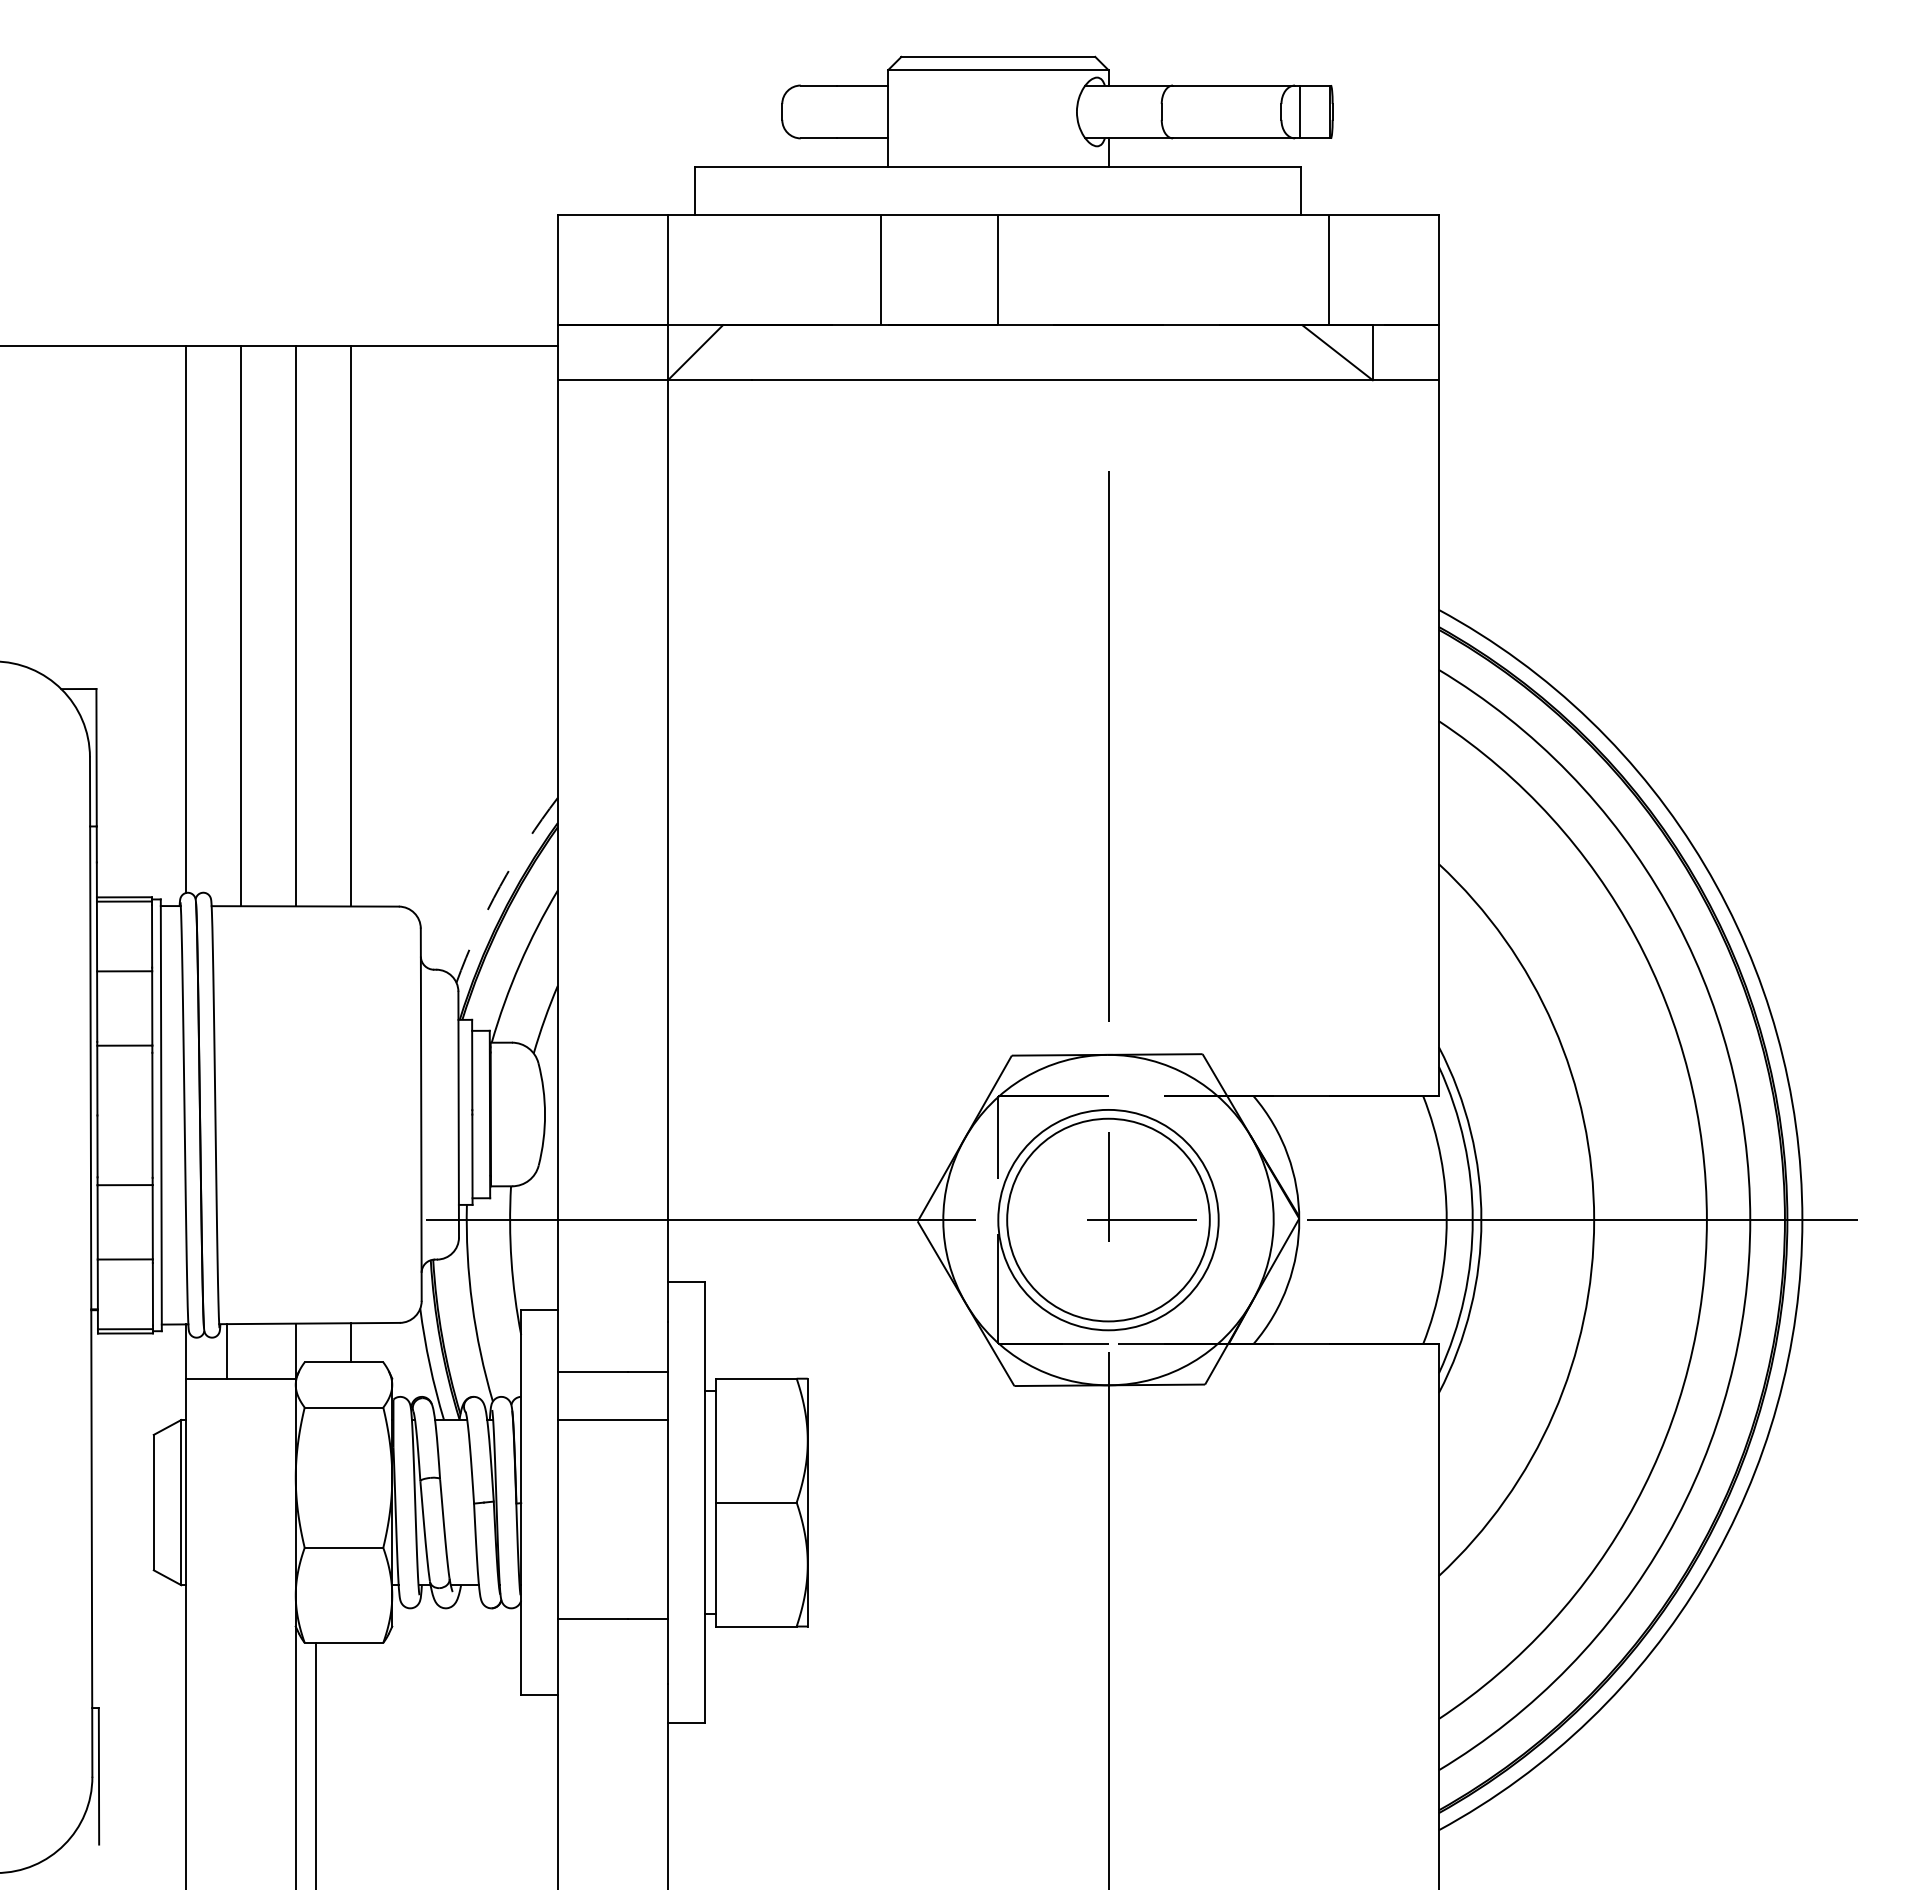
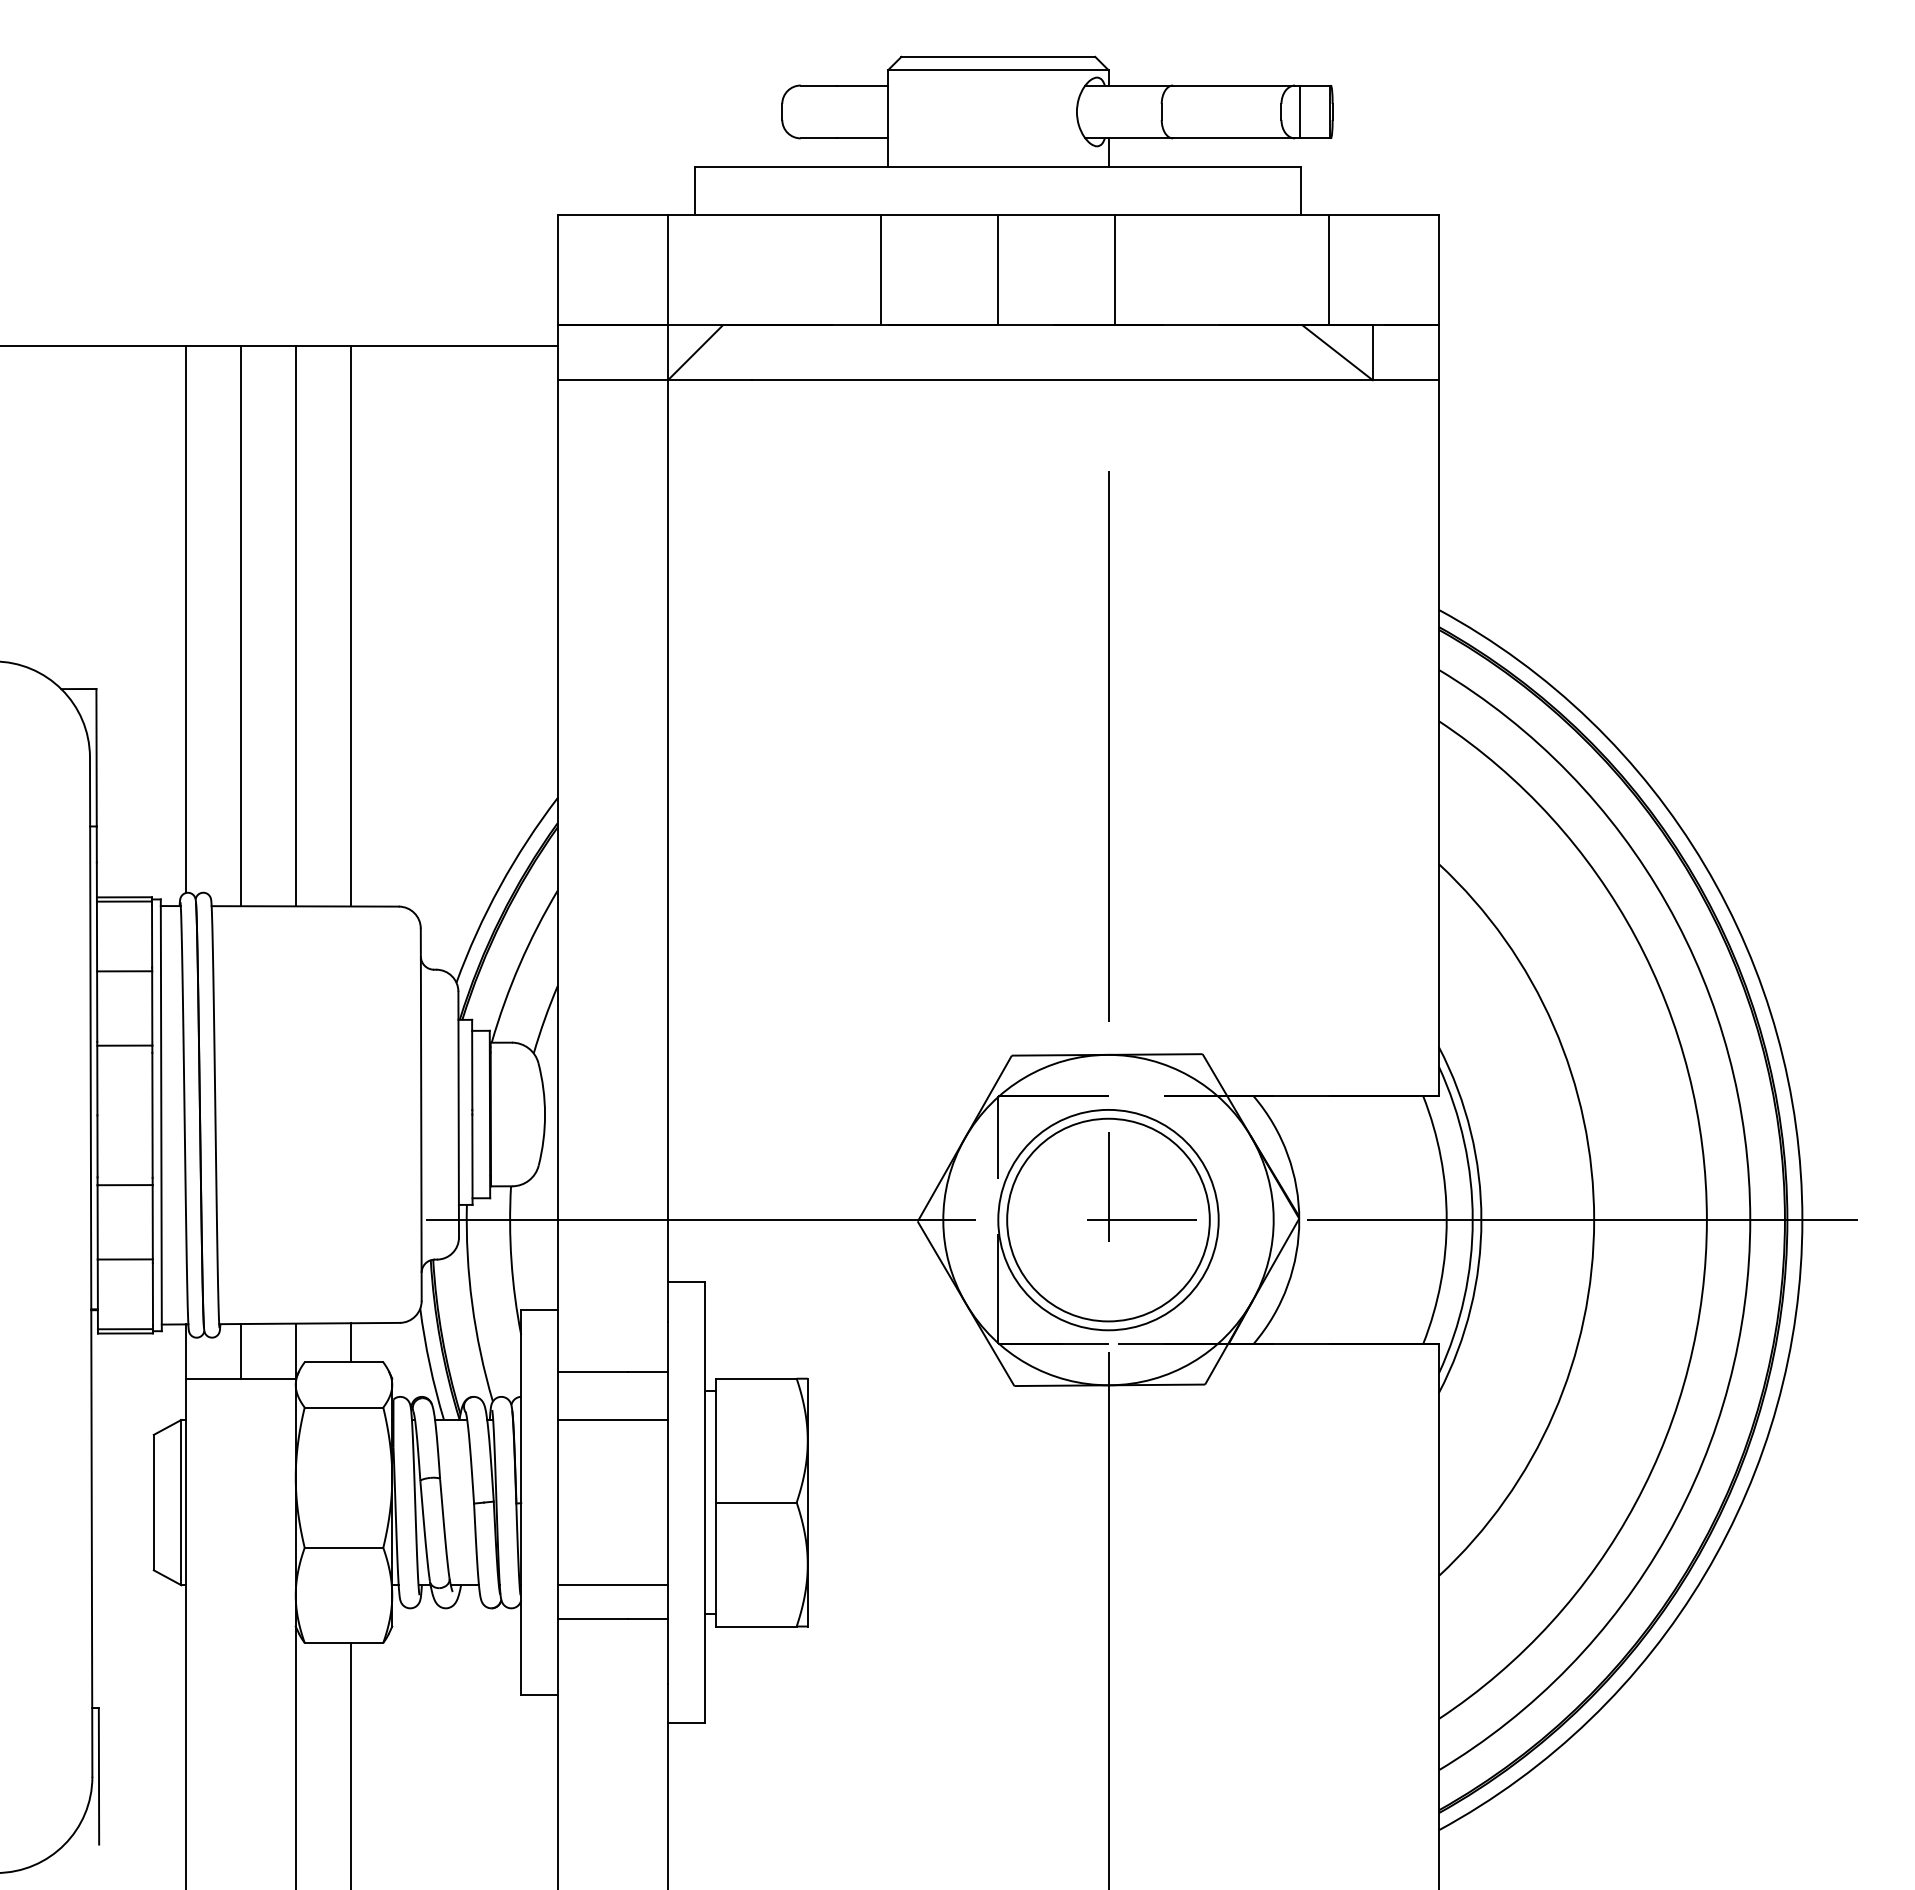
line: none -> present (1115, 270)
arc: dashed -> solid (500, 886)
line position: (226, 1351) -> (240, 1351) (240, 1351)
line: none -> present (612, 1585)
line position: (315, 1764) -> (350, 1764) (350, 1764)
